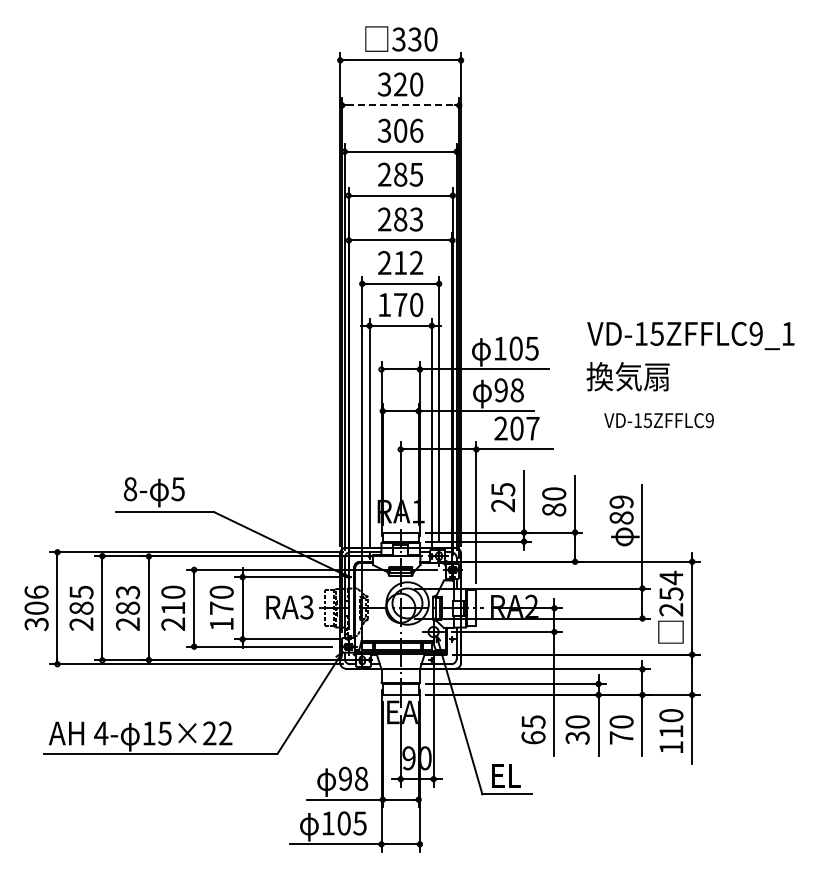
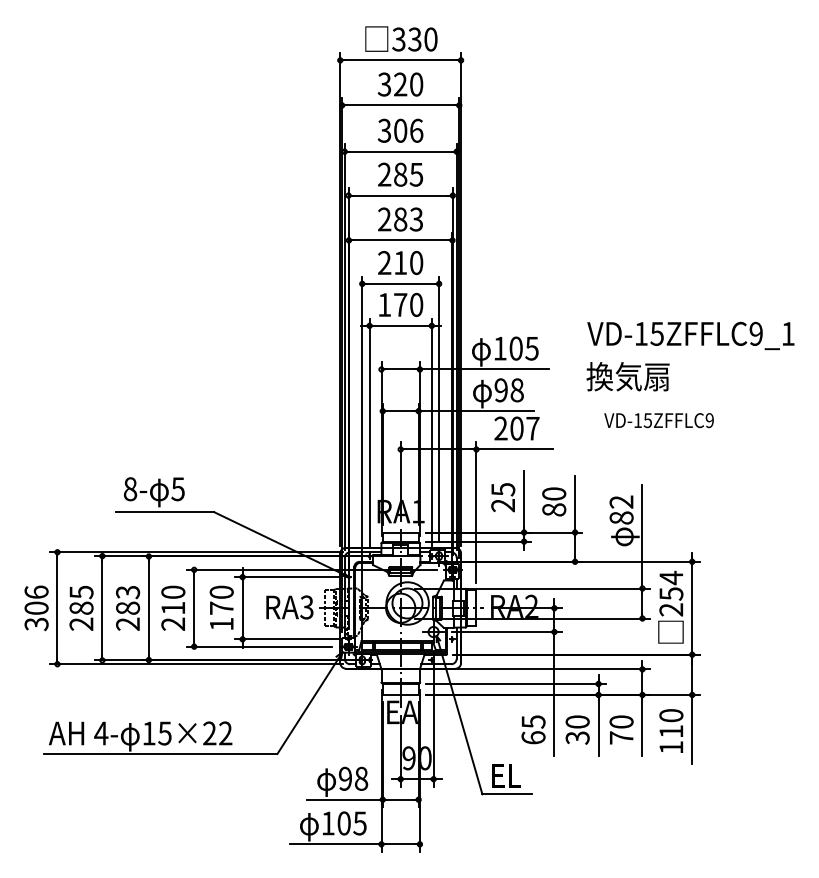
line: dashed -> solid (401, 105)
text: 212 -> 210 (416, 263)
text: 89 -> 82 (621, 501)
